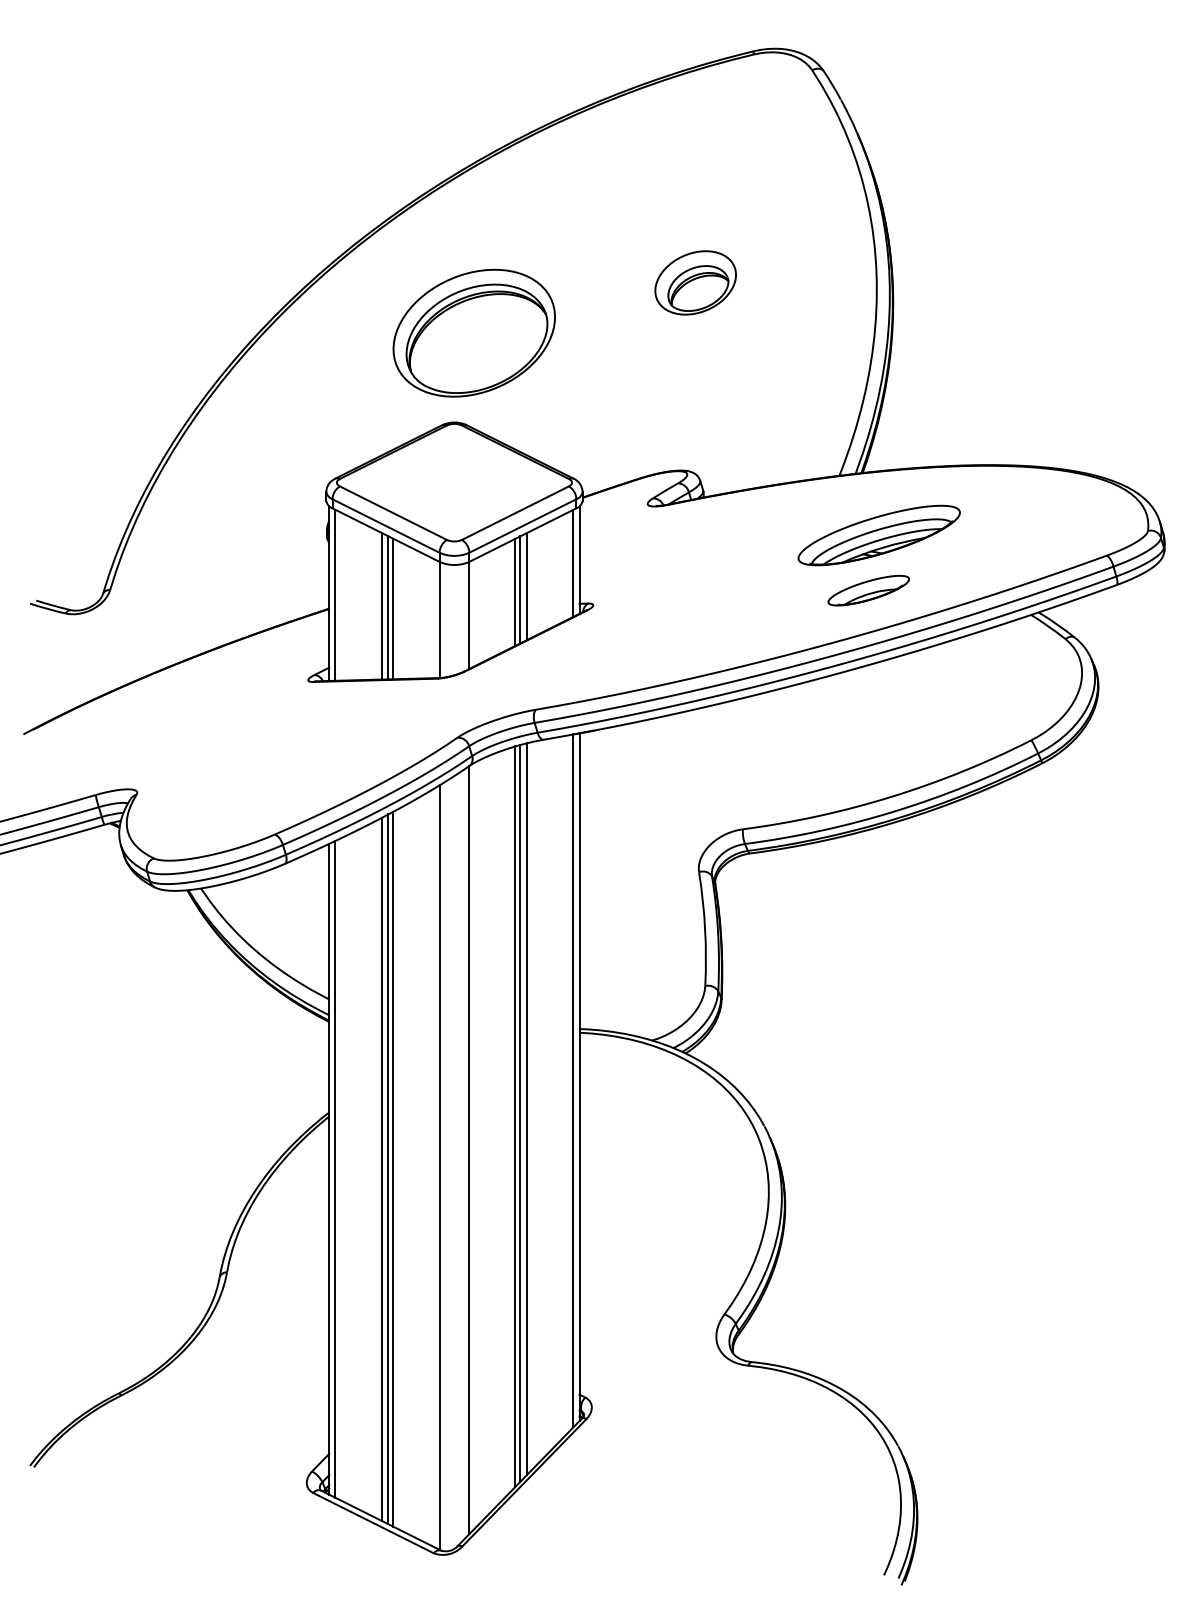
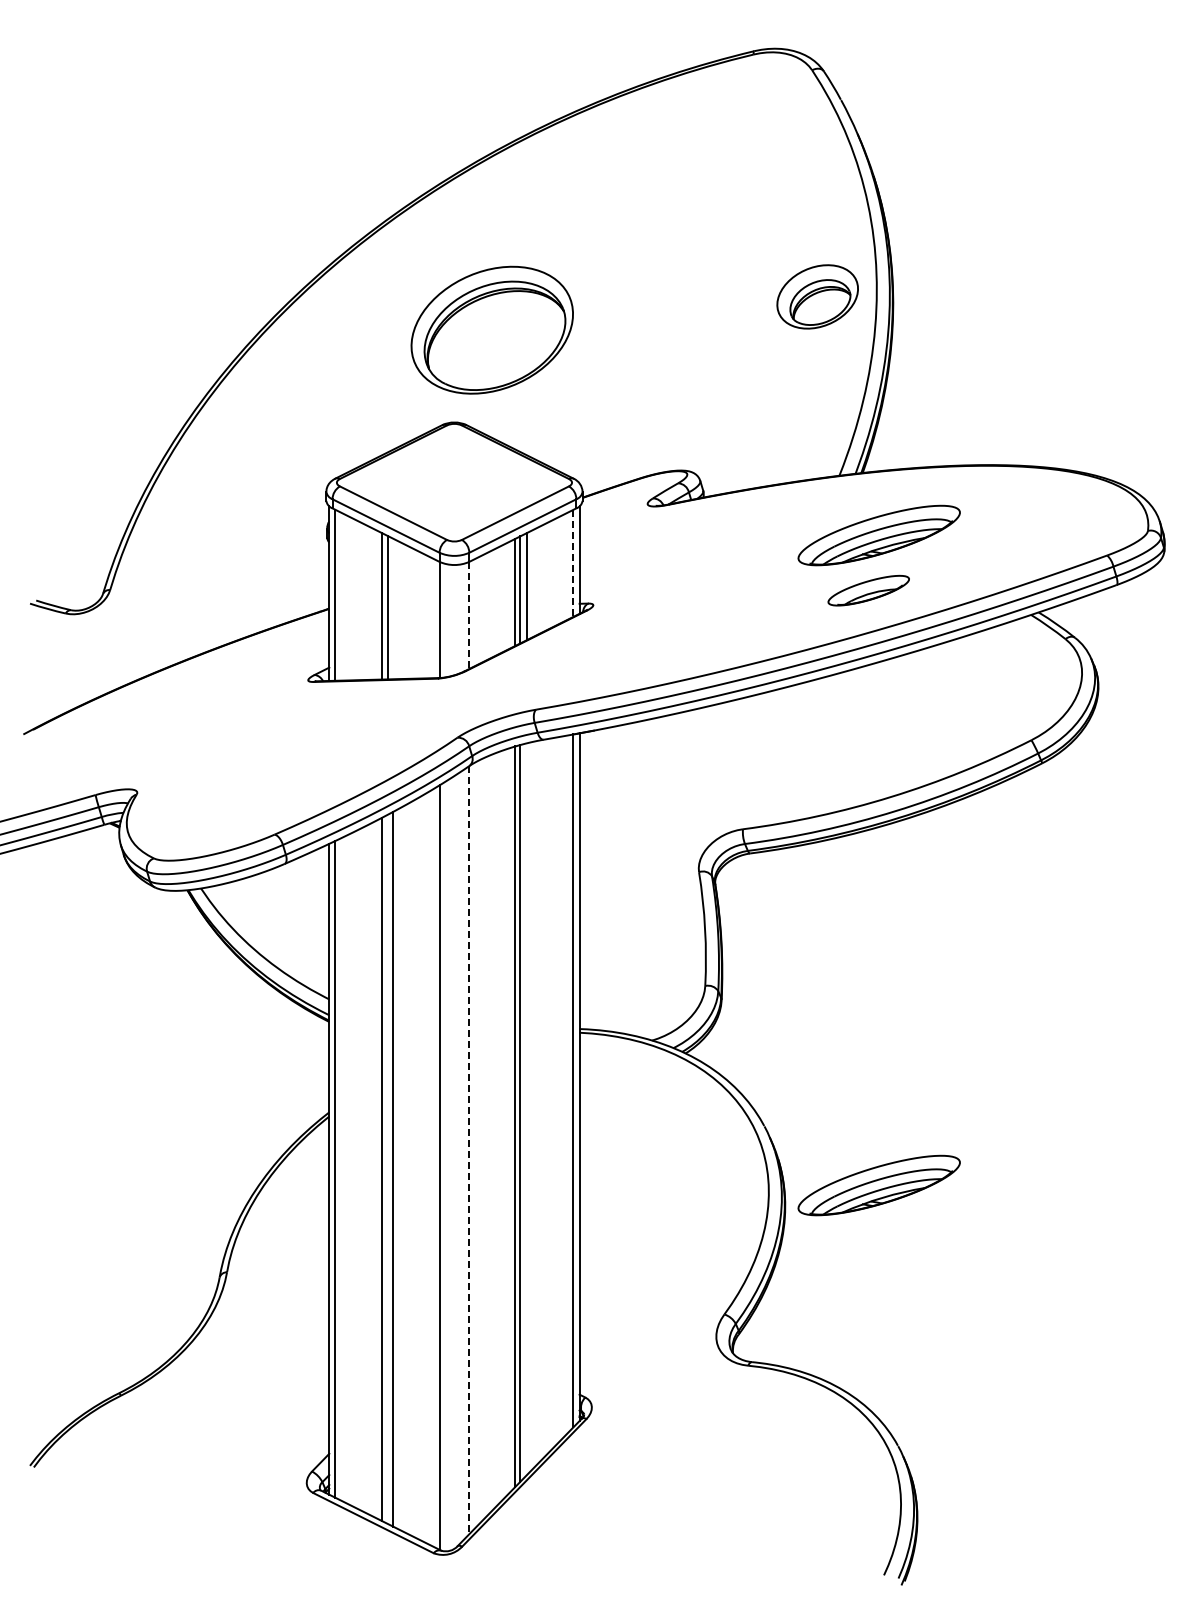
part position: (695, 282) -> (817, 296) (817, 296)
part position: (473, 332) -> (491, 329) (491, 329)
line: solid -> dashed (573, 563)
line: present -> none (393, 608)
line: solid -> dashed (469, 615)
line: present -> none (527, 1108)
line: solid -> dashed (469, 1150)
line: present -> none (388, 1169)
part: none -> present (878, 1185)
